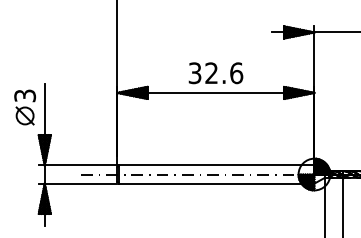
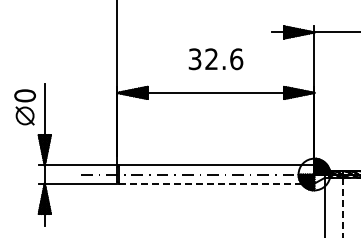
text position: (215, 73) -> (215, 59) (215, 59)
text: 3 -> 0 (25, 95)
line: solid -> dashed (216, 183)
line: solid -> dashed (342, 207)
